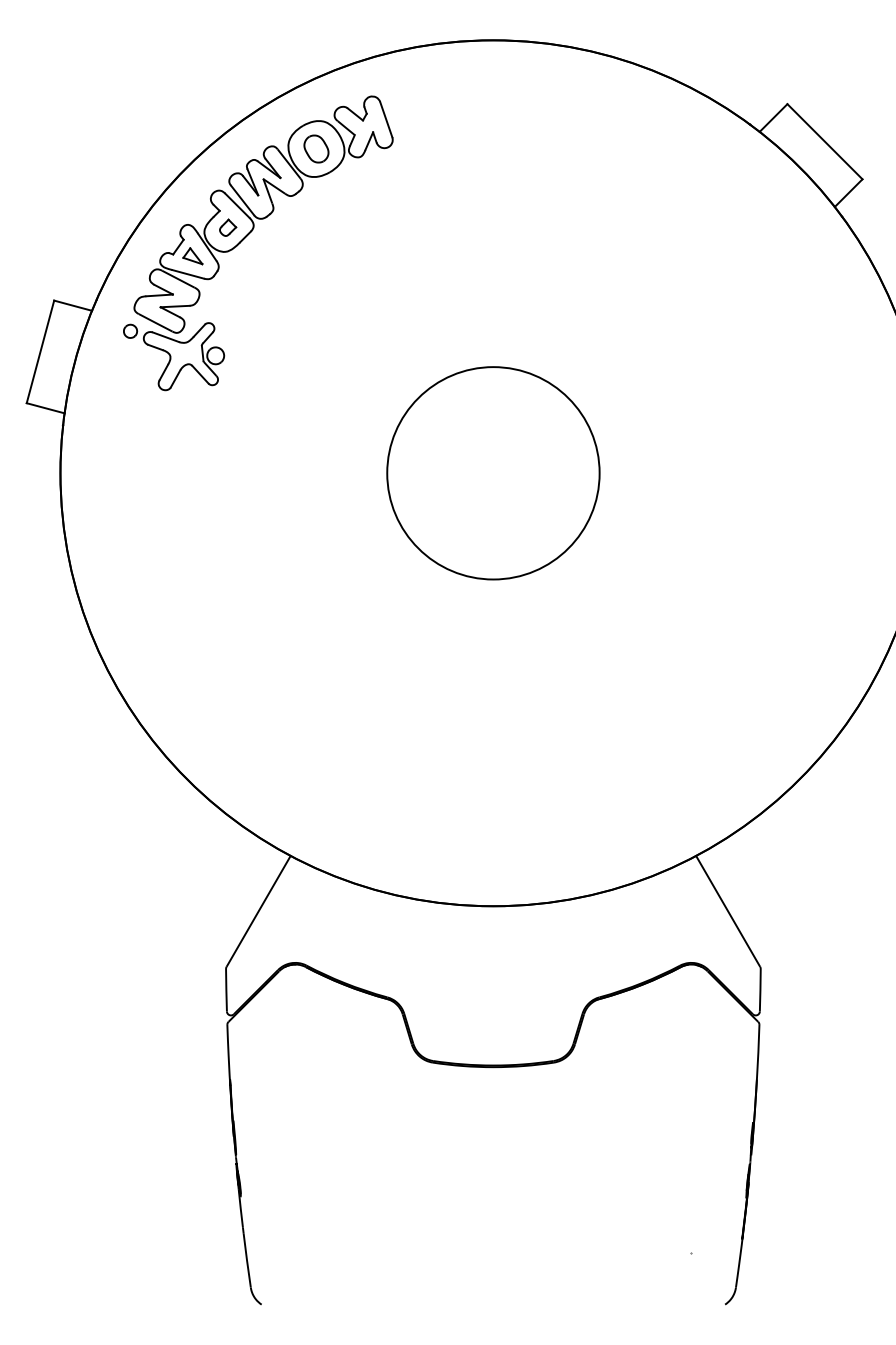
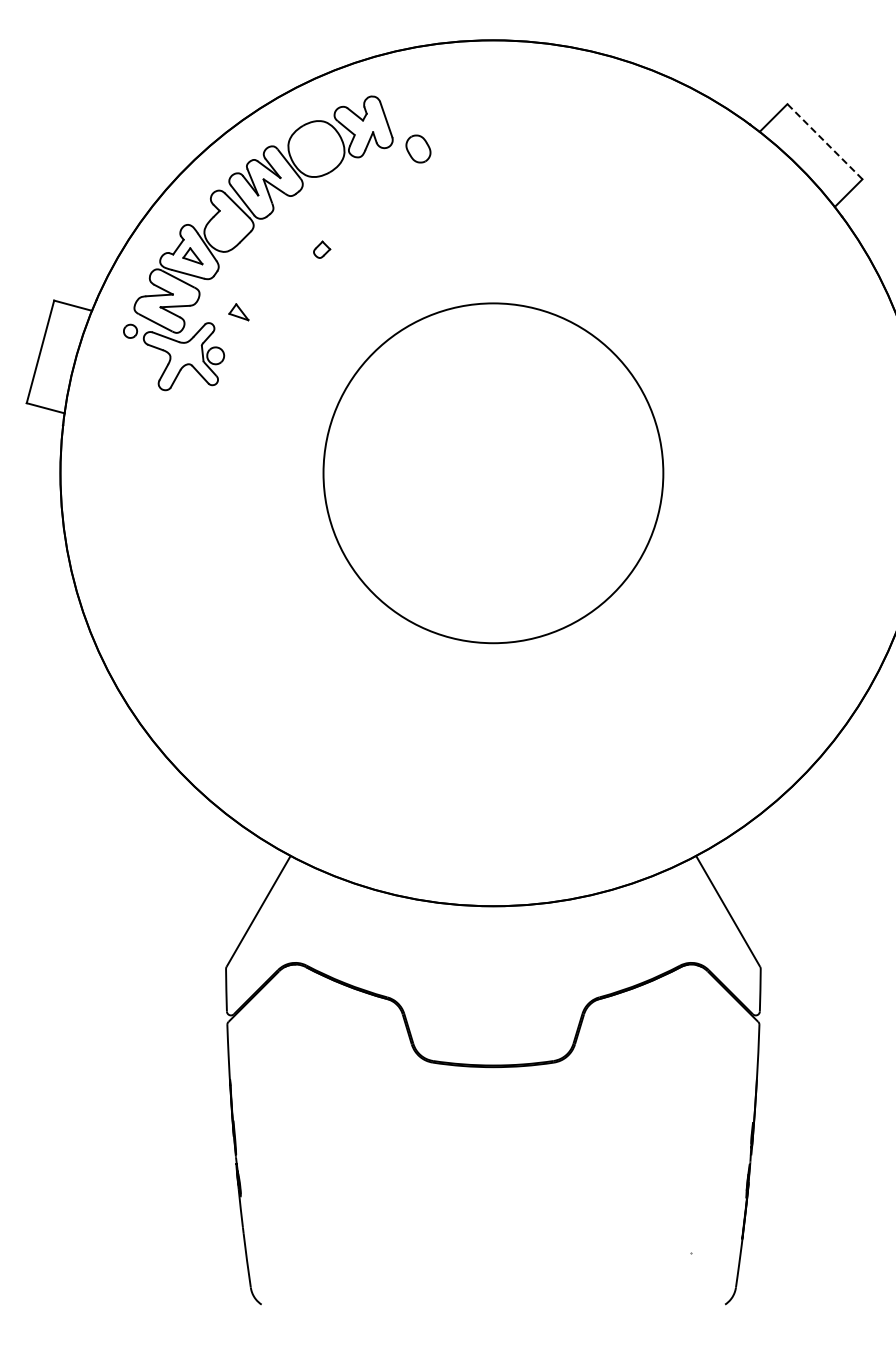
line: solid -> dashed (824, 141)
part position: (316, 148) -> (418, 148) (418, 148)
part position: (228, 227) -> (322, 249) (322, 249)
part: none -> present (238, 312)
circle diameter: 212 px -> 340 px (493, 473)
